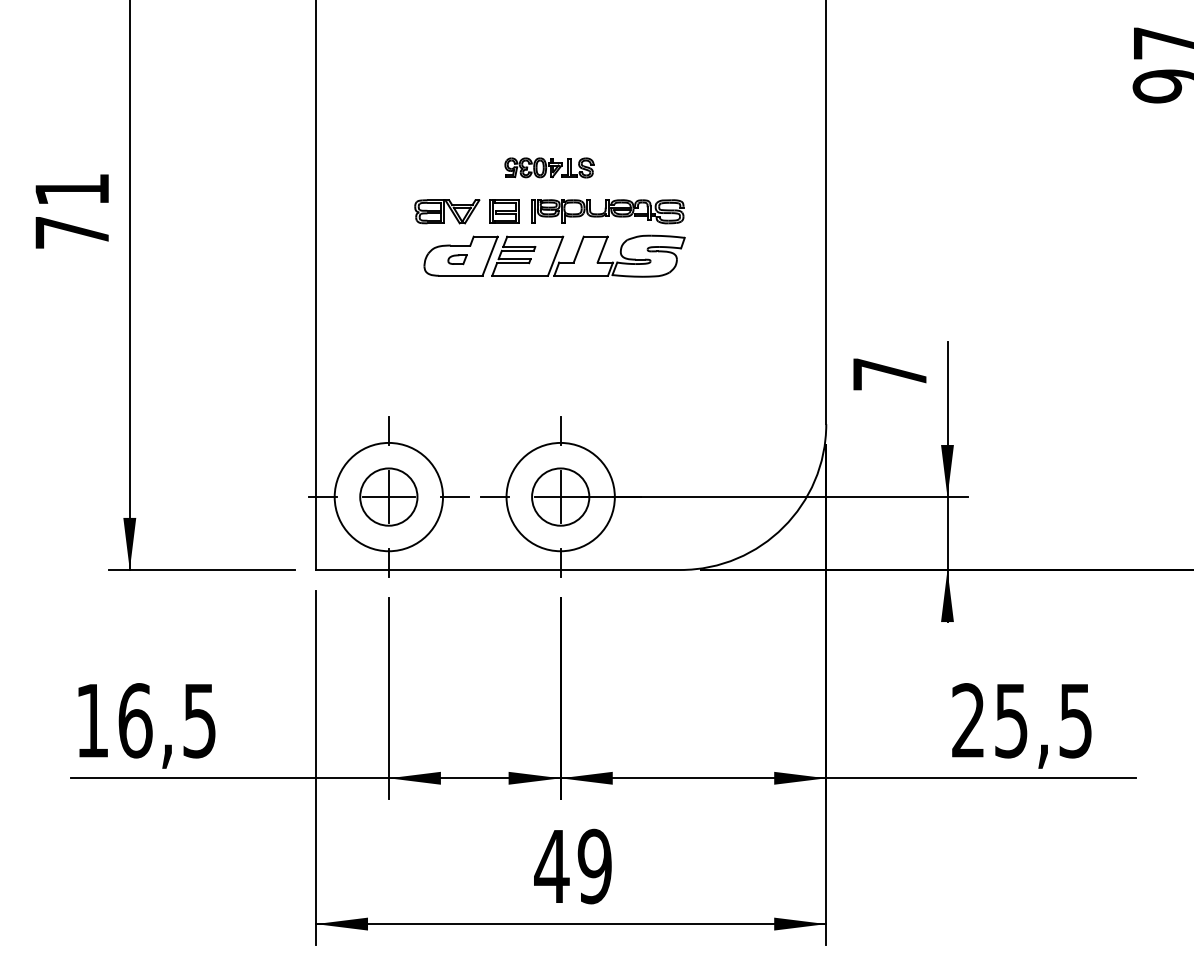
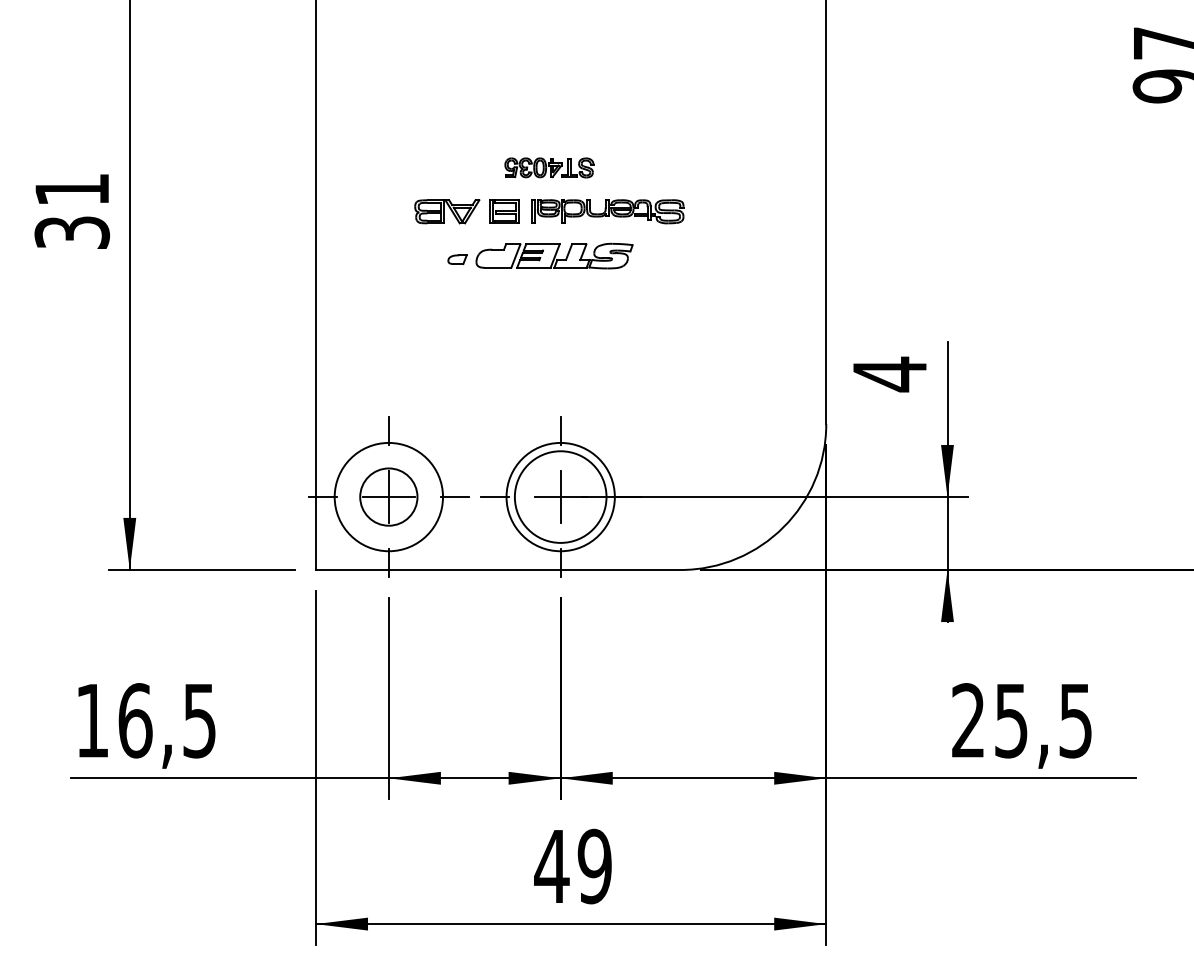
text: 71 -> 31 (72, 232)
part size: 263x44 px -> 159x28 px (554, 255)
text: 7 -> 4 (889, 374)
circle diameter: 57 px -> 92 px (560, 496)
